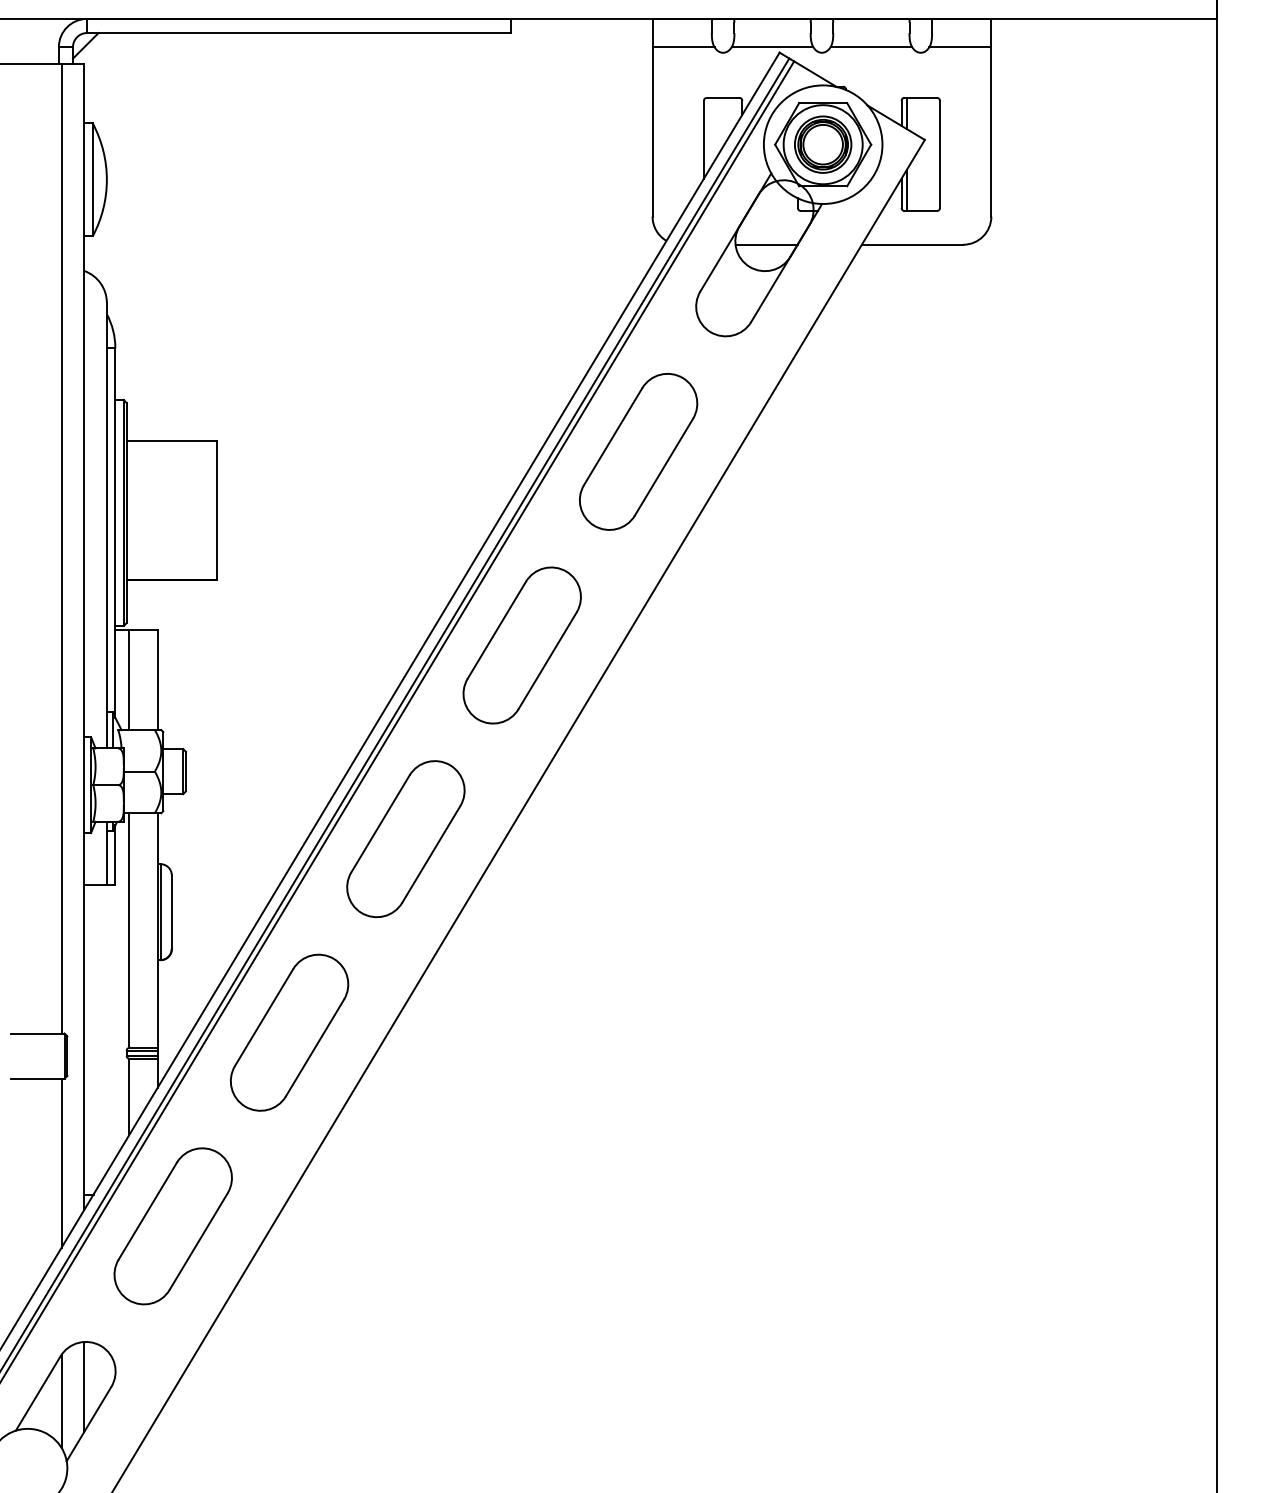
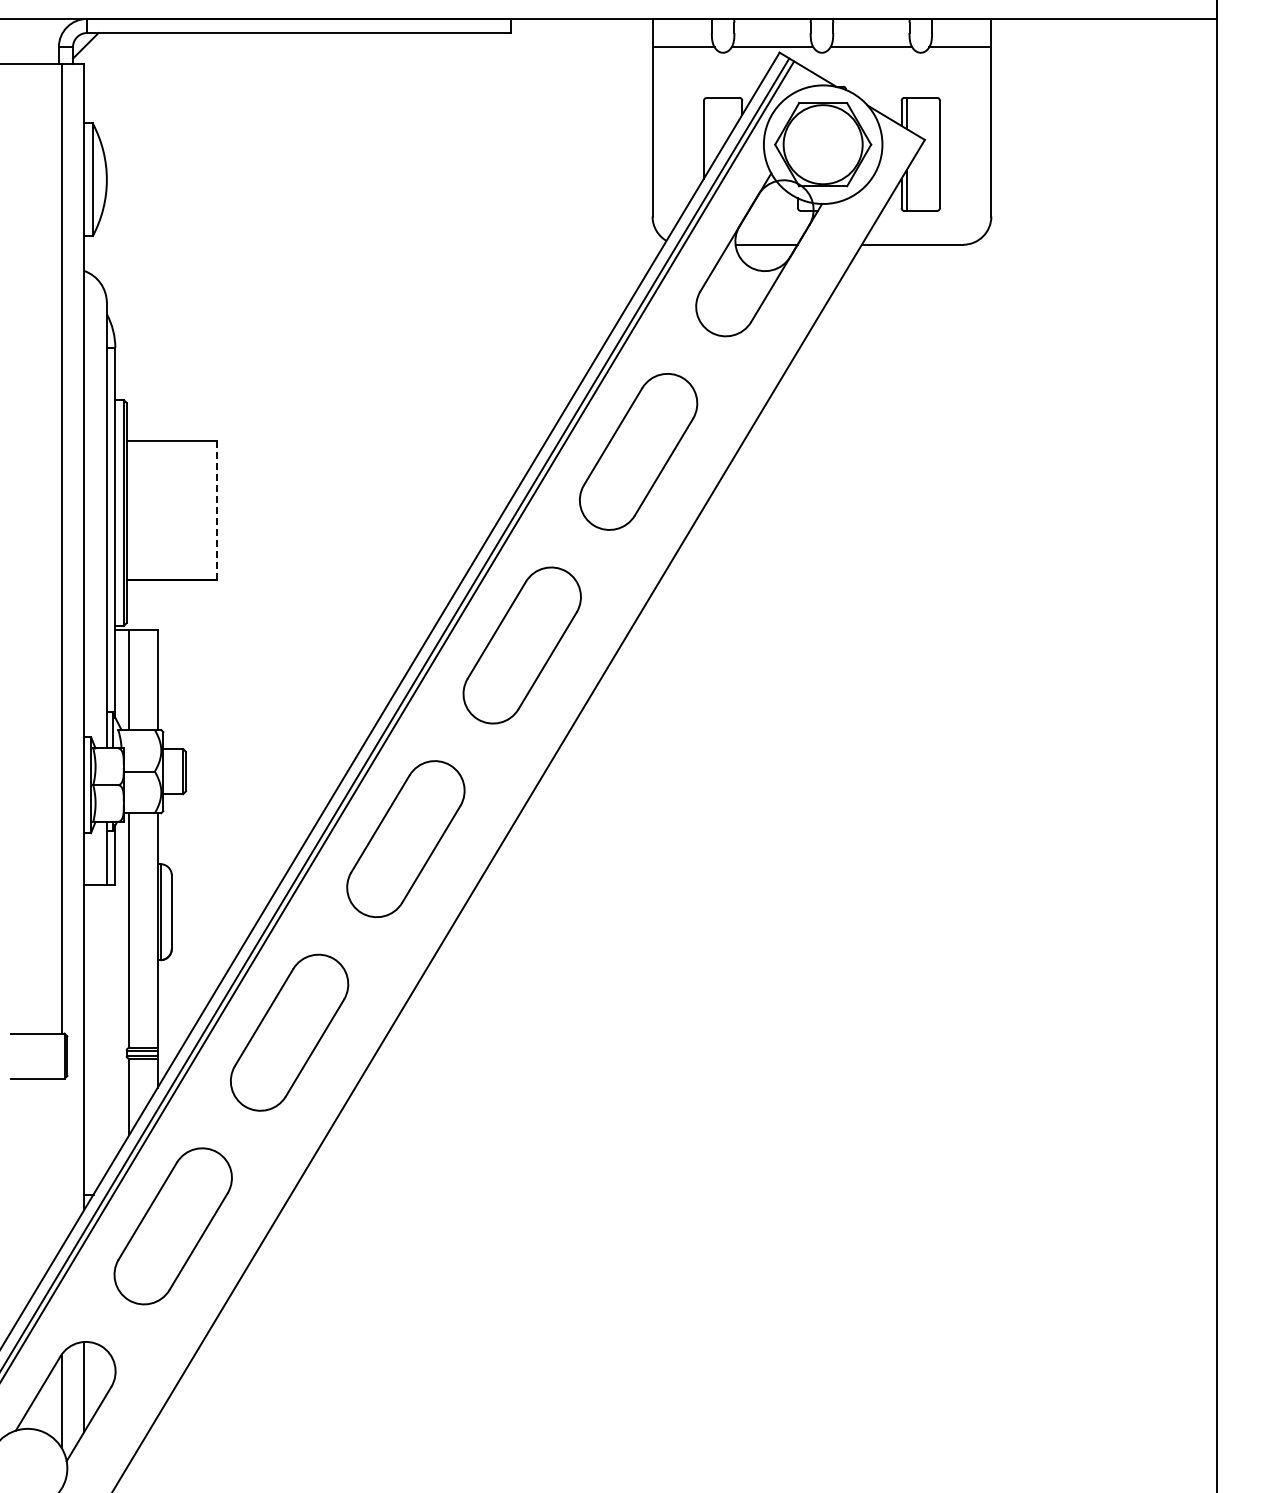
part: present -> none (823, 144)
line: solid -> dashed (217, 511)
line: present -> none (61, 1162)
